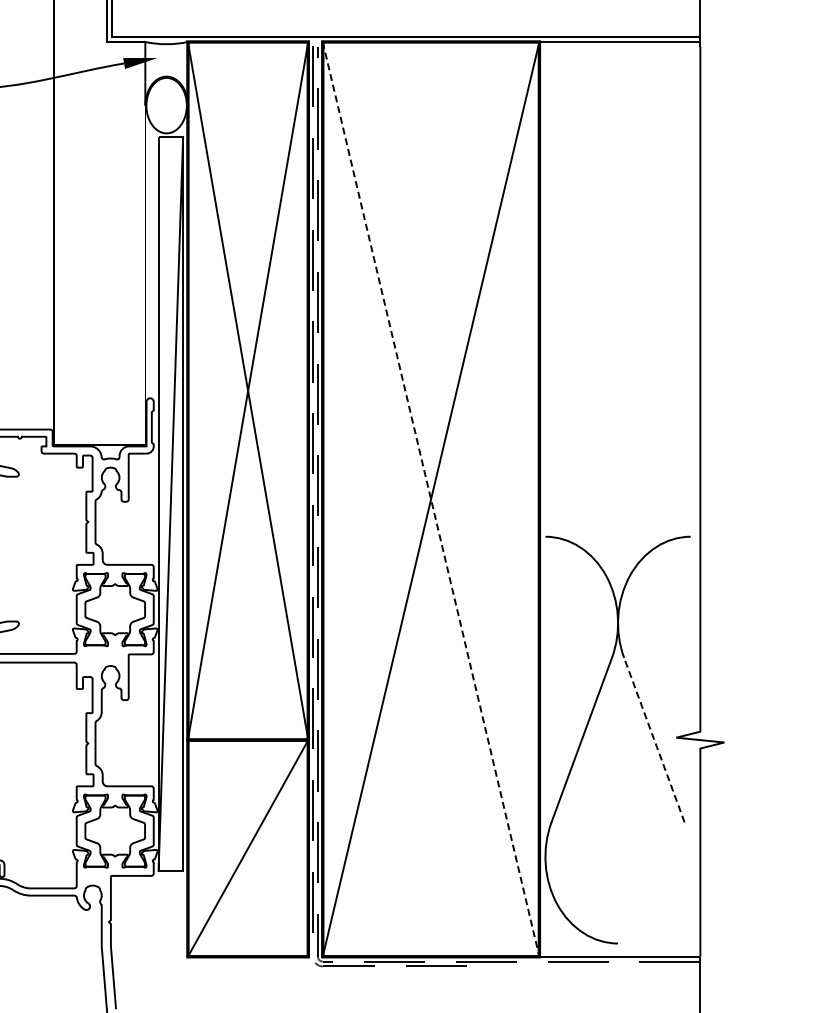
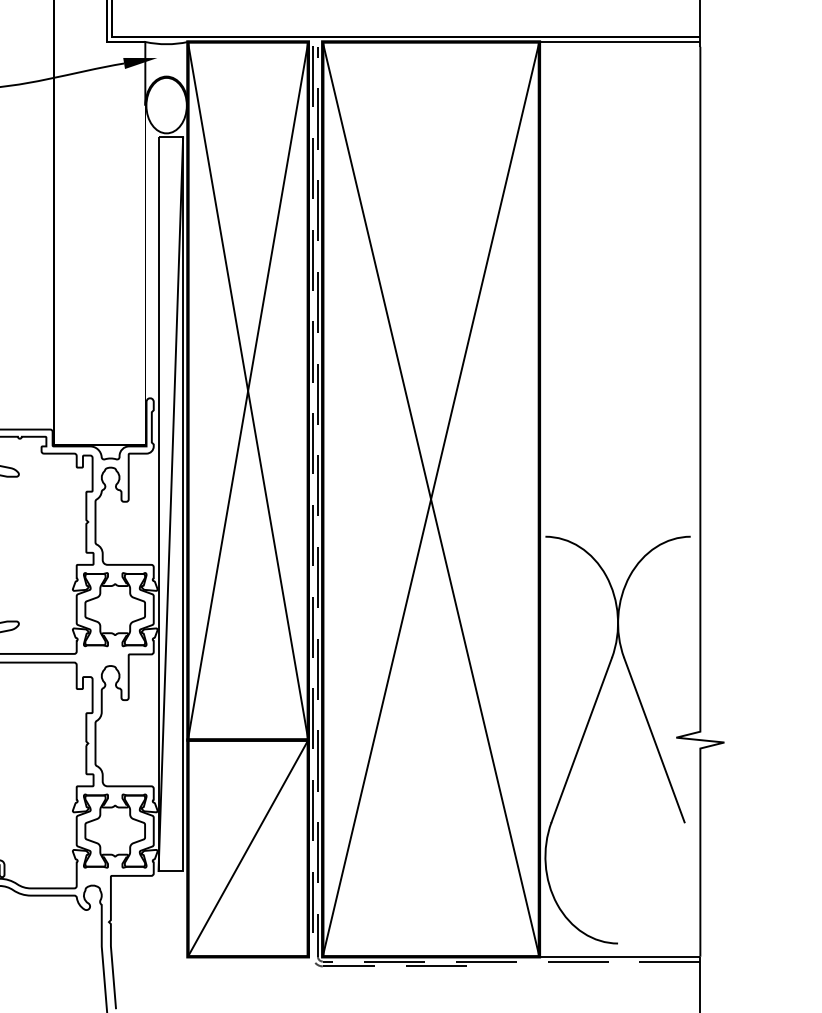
line: dashed -> solid (431, 499)
line: dashed -> solid (654, 740)
